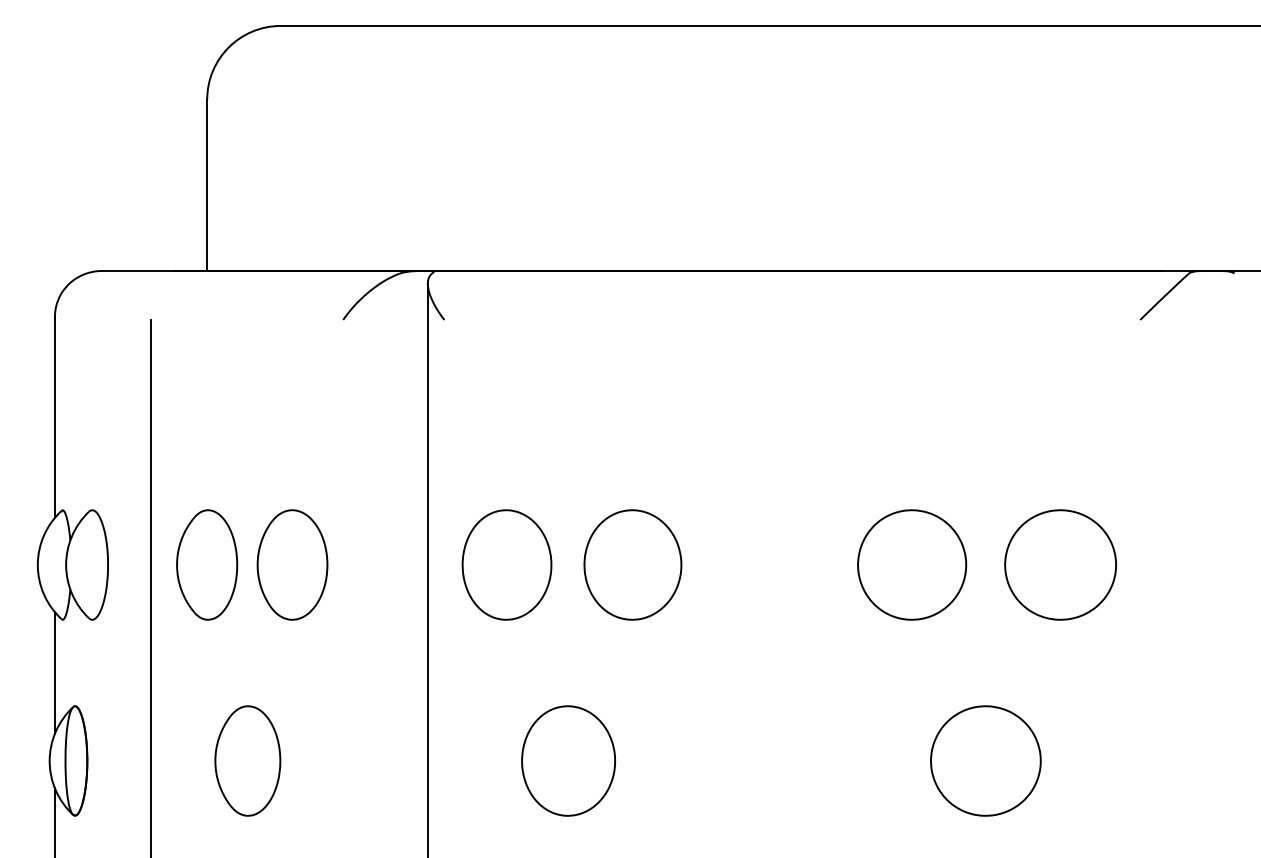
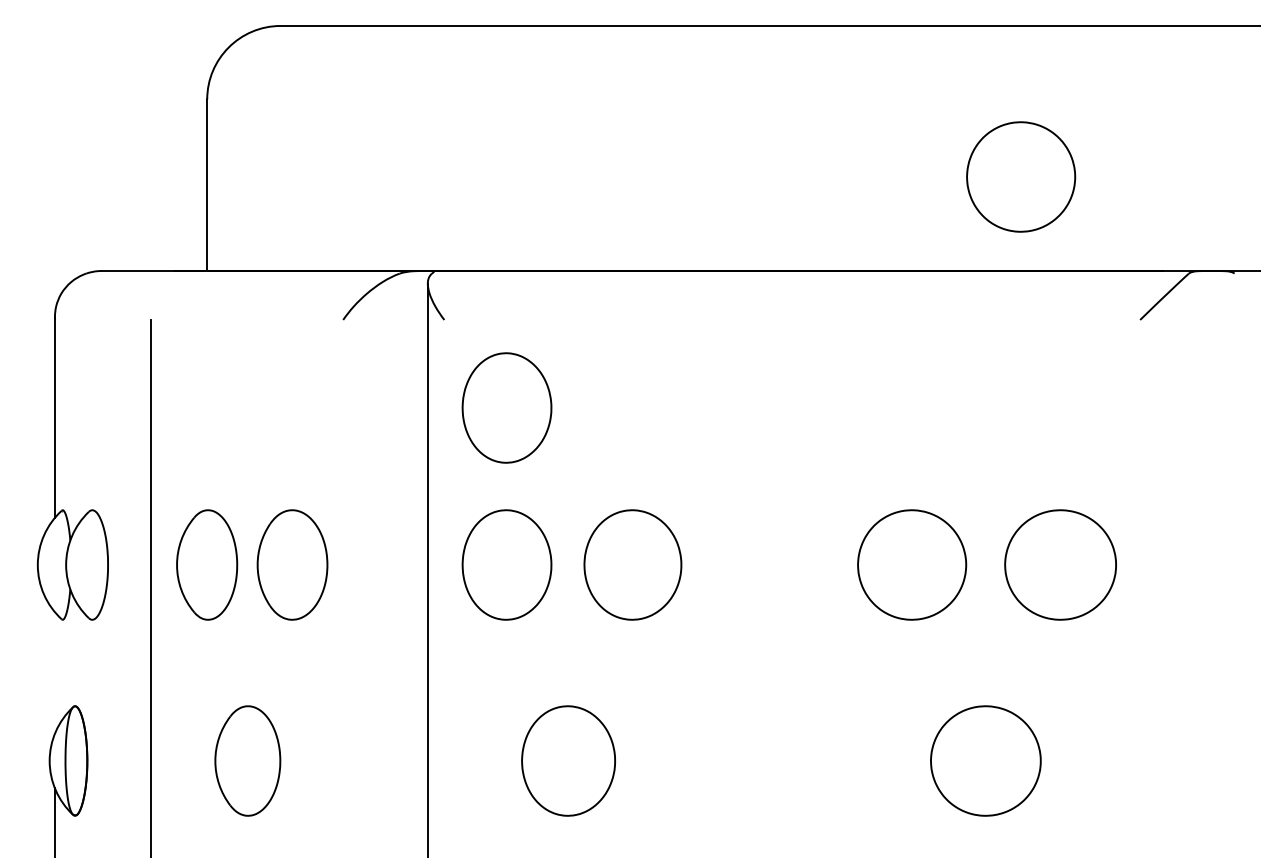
part: none -> present (1021, 176)
part: none -> present (506, 407)
line: present -> none (54, 672)
